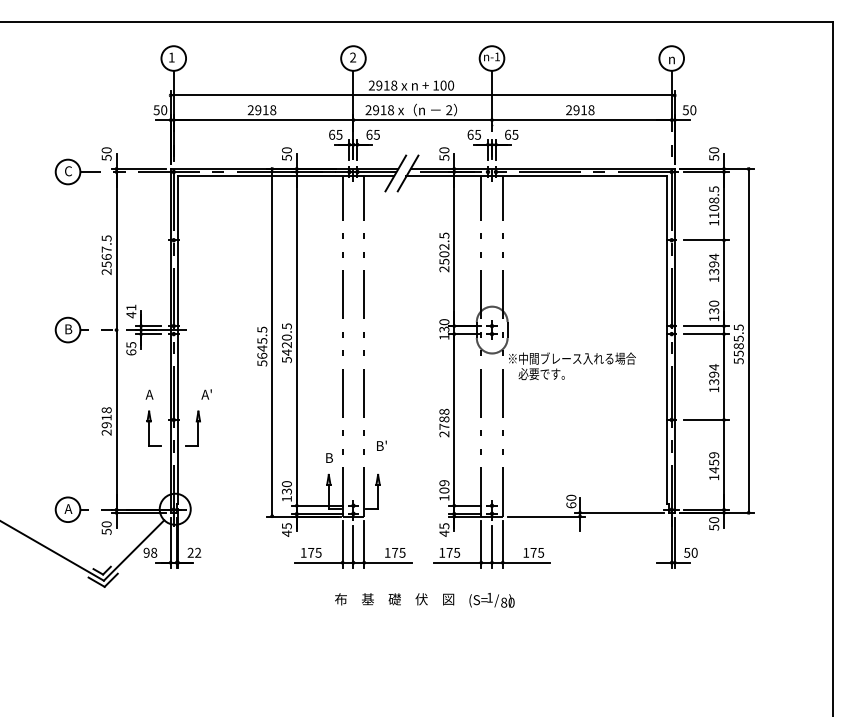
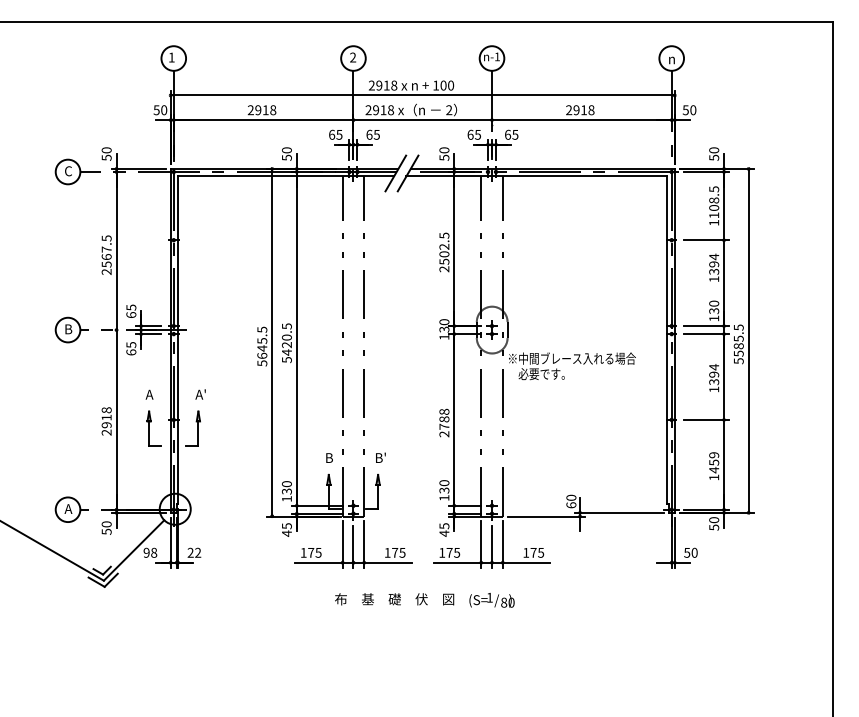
text: 41 -> 65 (131, 311)
text position: (206, 394) -> (200, 394) (200, 394)
text position: (381, 445) -> (380, 457) (380, 457)
text: 109 -> 130 (444, 486)
